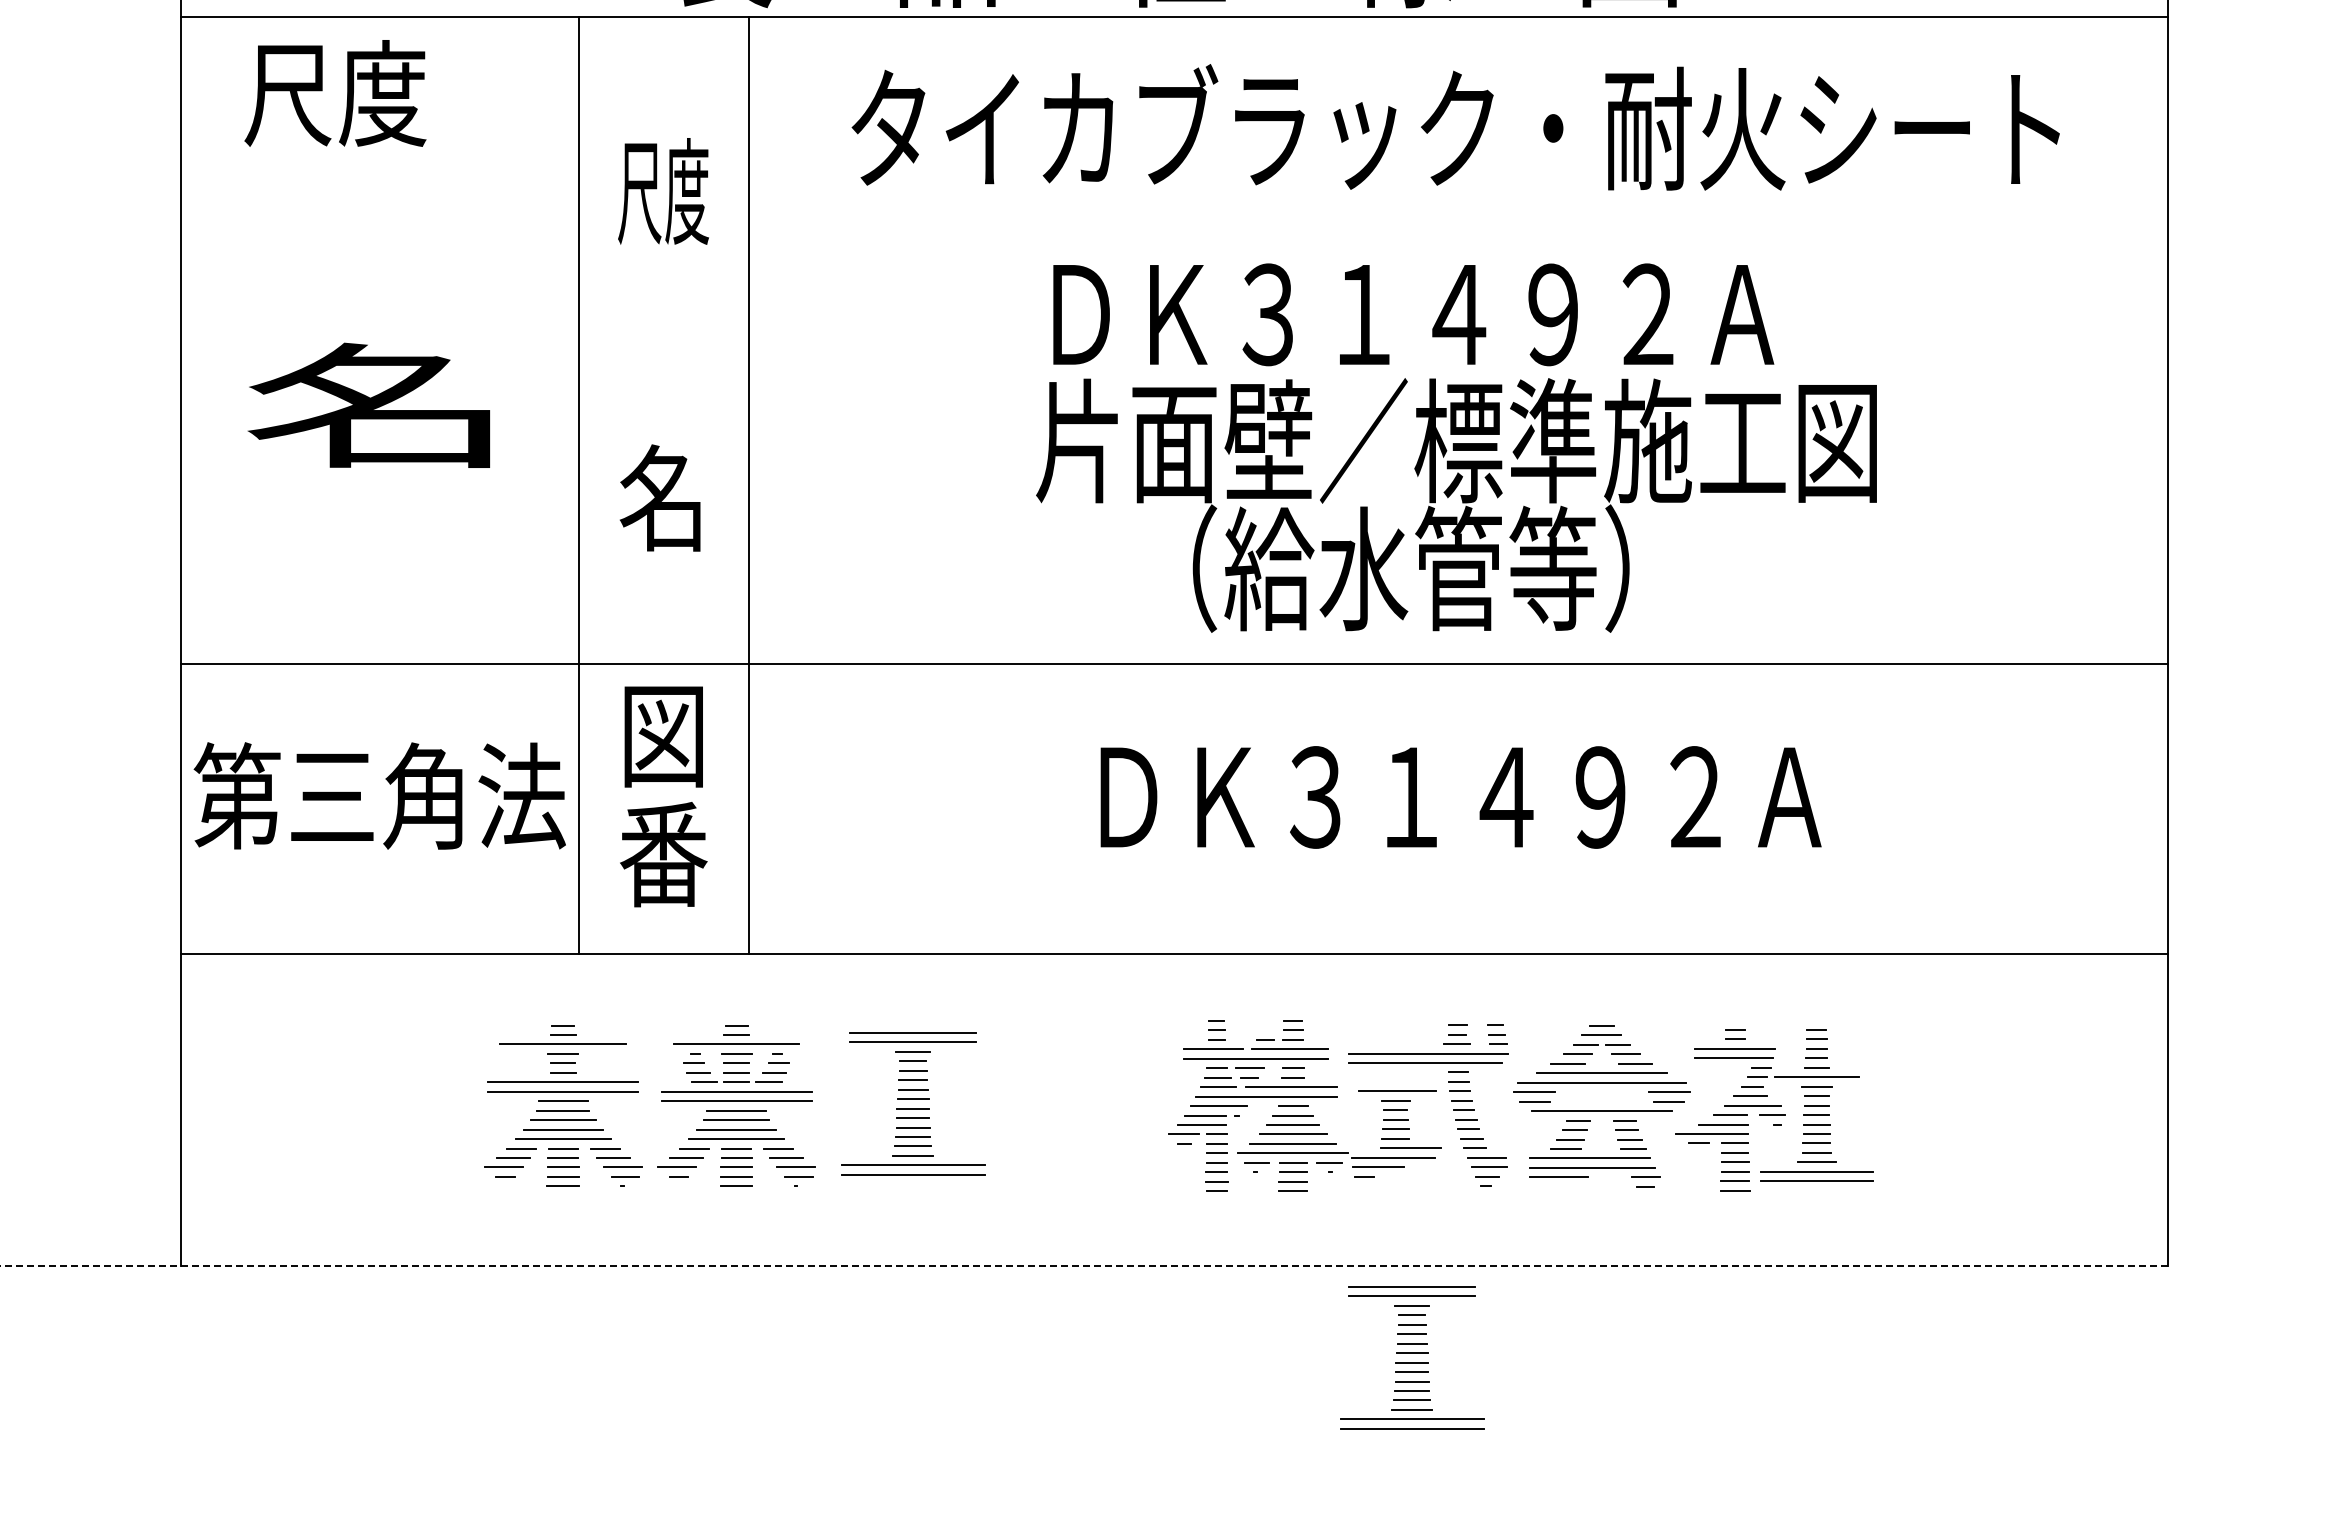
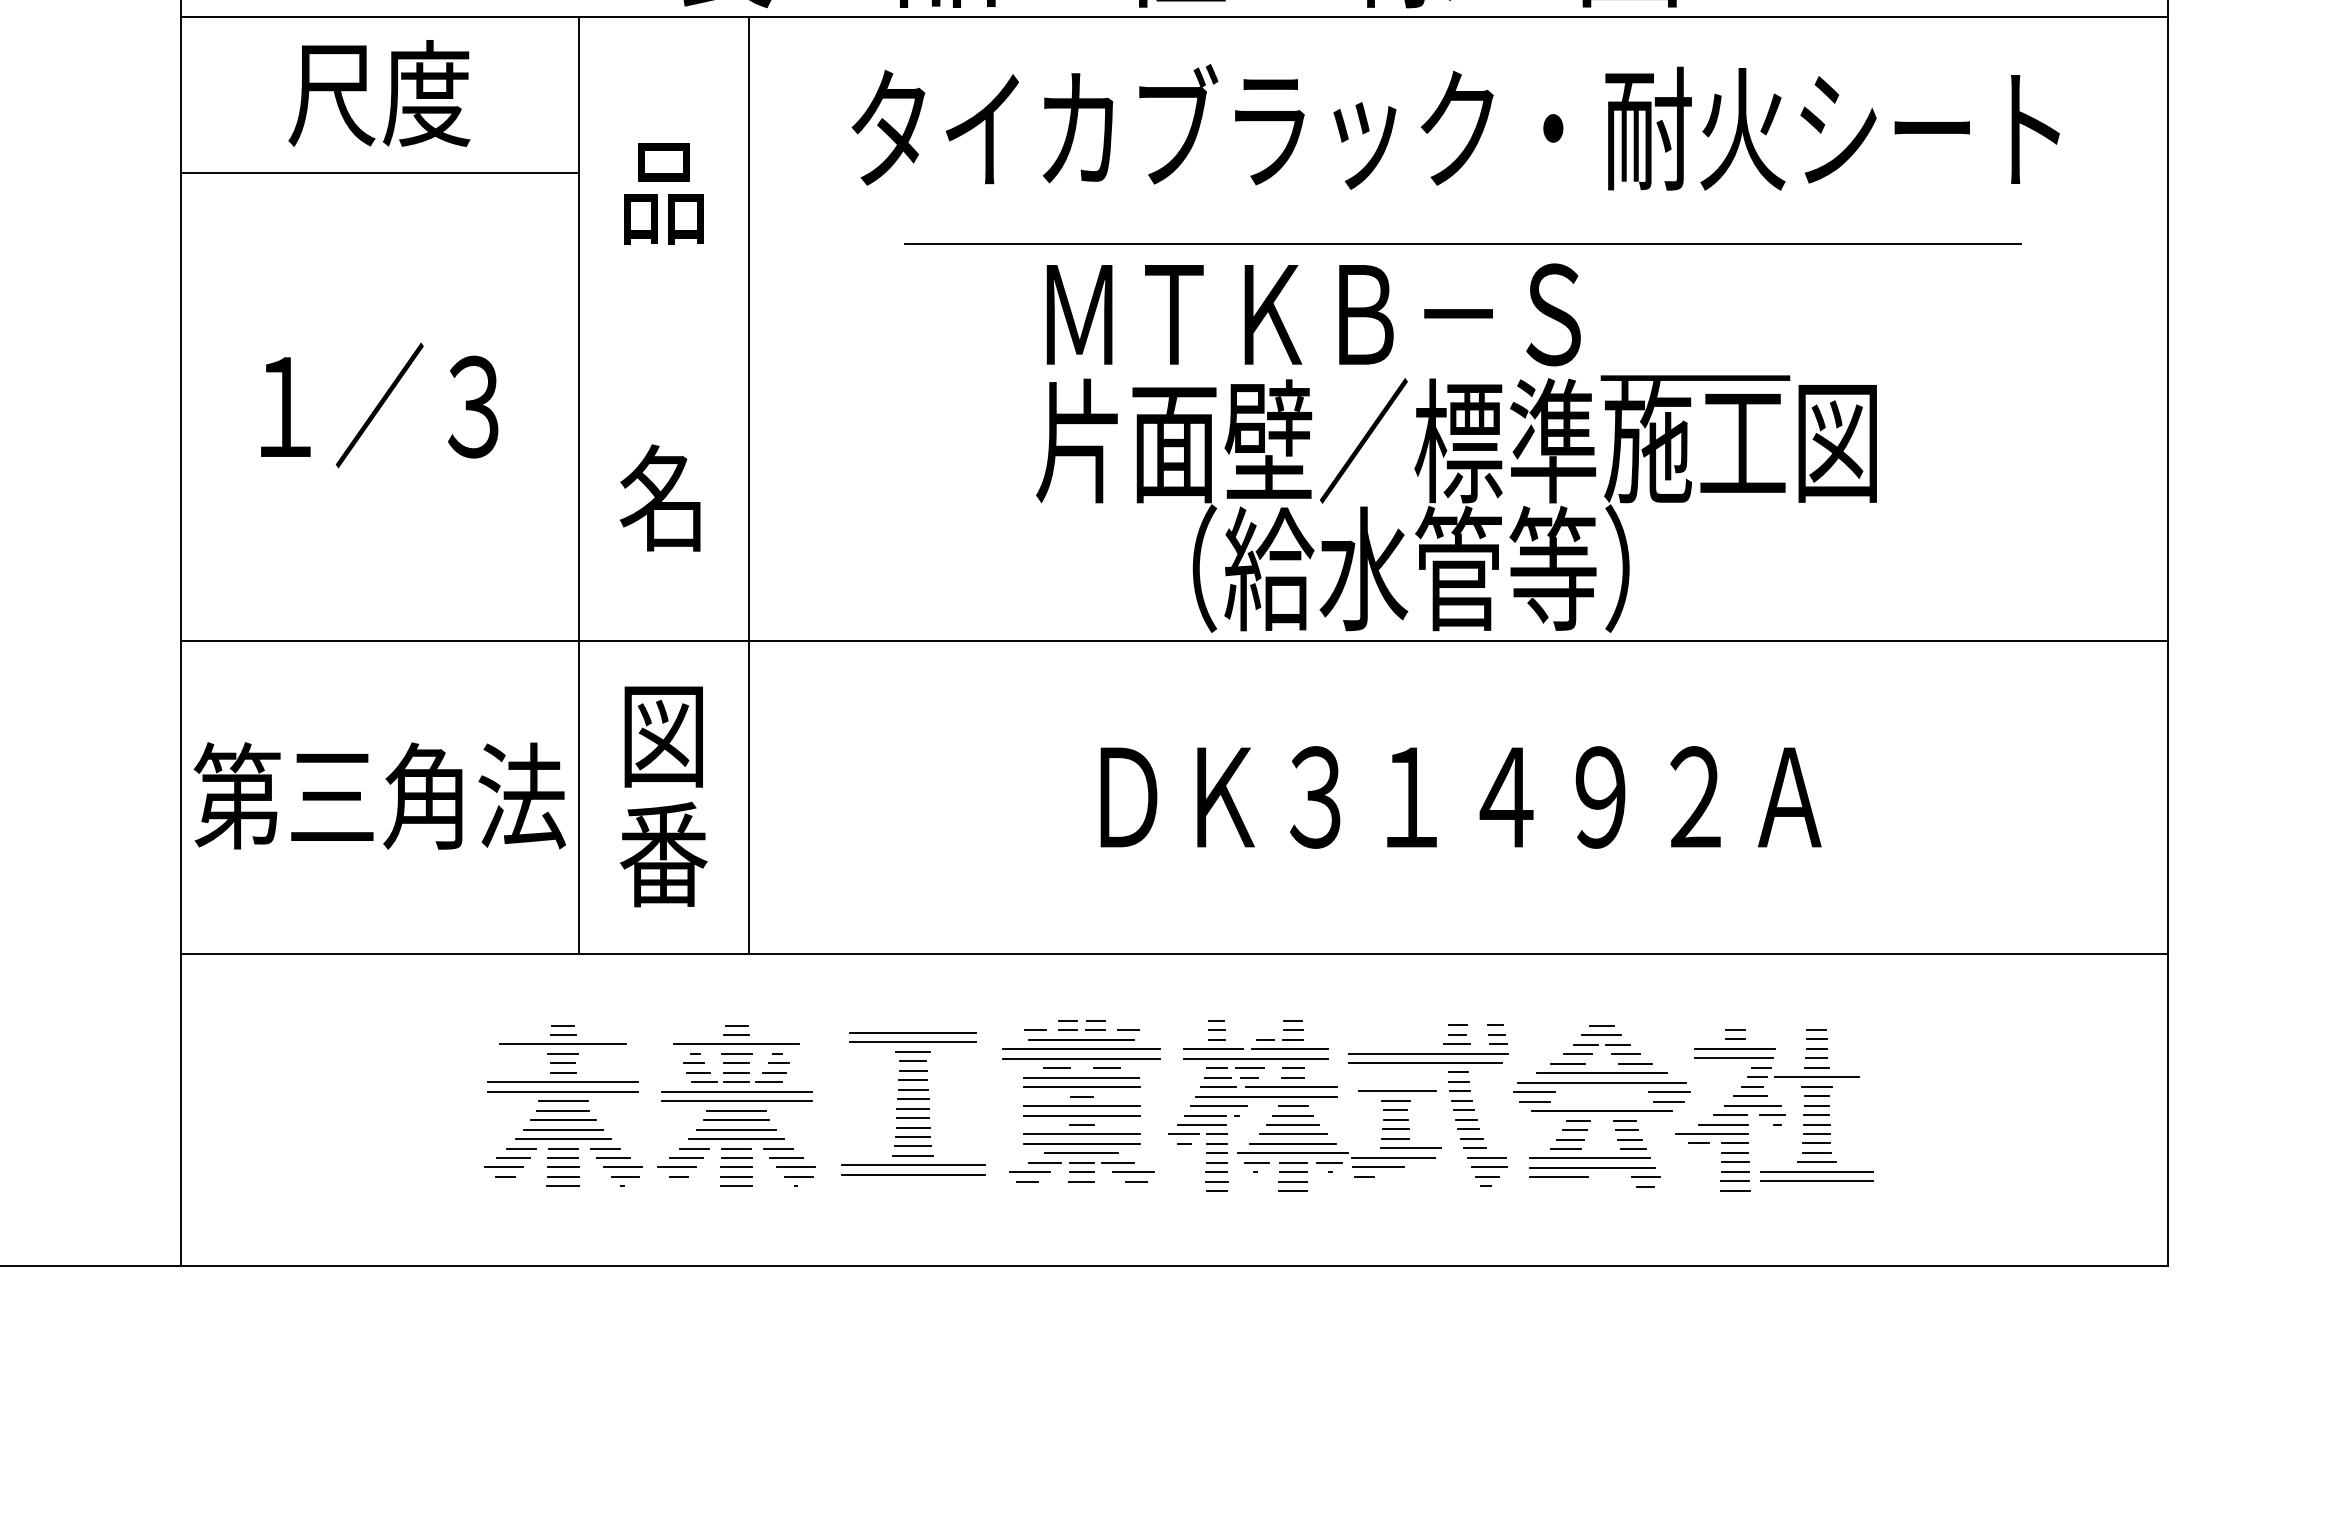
text position: (335, 93) -> (379, 93) (379, 93)
line: none -> present (379, 173)
text: 尺度 -> 品 (663, 191)
line: none -> present (1462, 243)
text: ＤＫ３１４９２Ａ -> ＭＴＫＢ－Ｓ＿＿ (1418, 321)
text: 名 -> １／３ (372, 405)
line position: (1174, 664) -> (1174, 641) (1174, 641)
part: none -> present (1081, 1101)
line: dashed -> solid (1084, 1266)
part: present -> none (1412, 1357)
